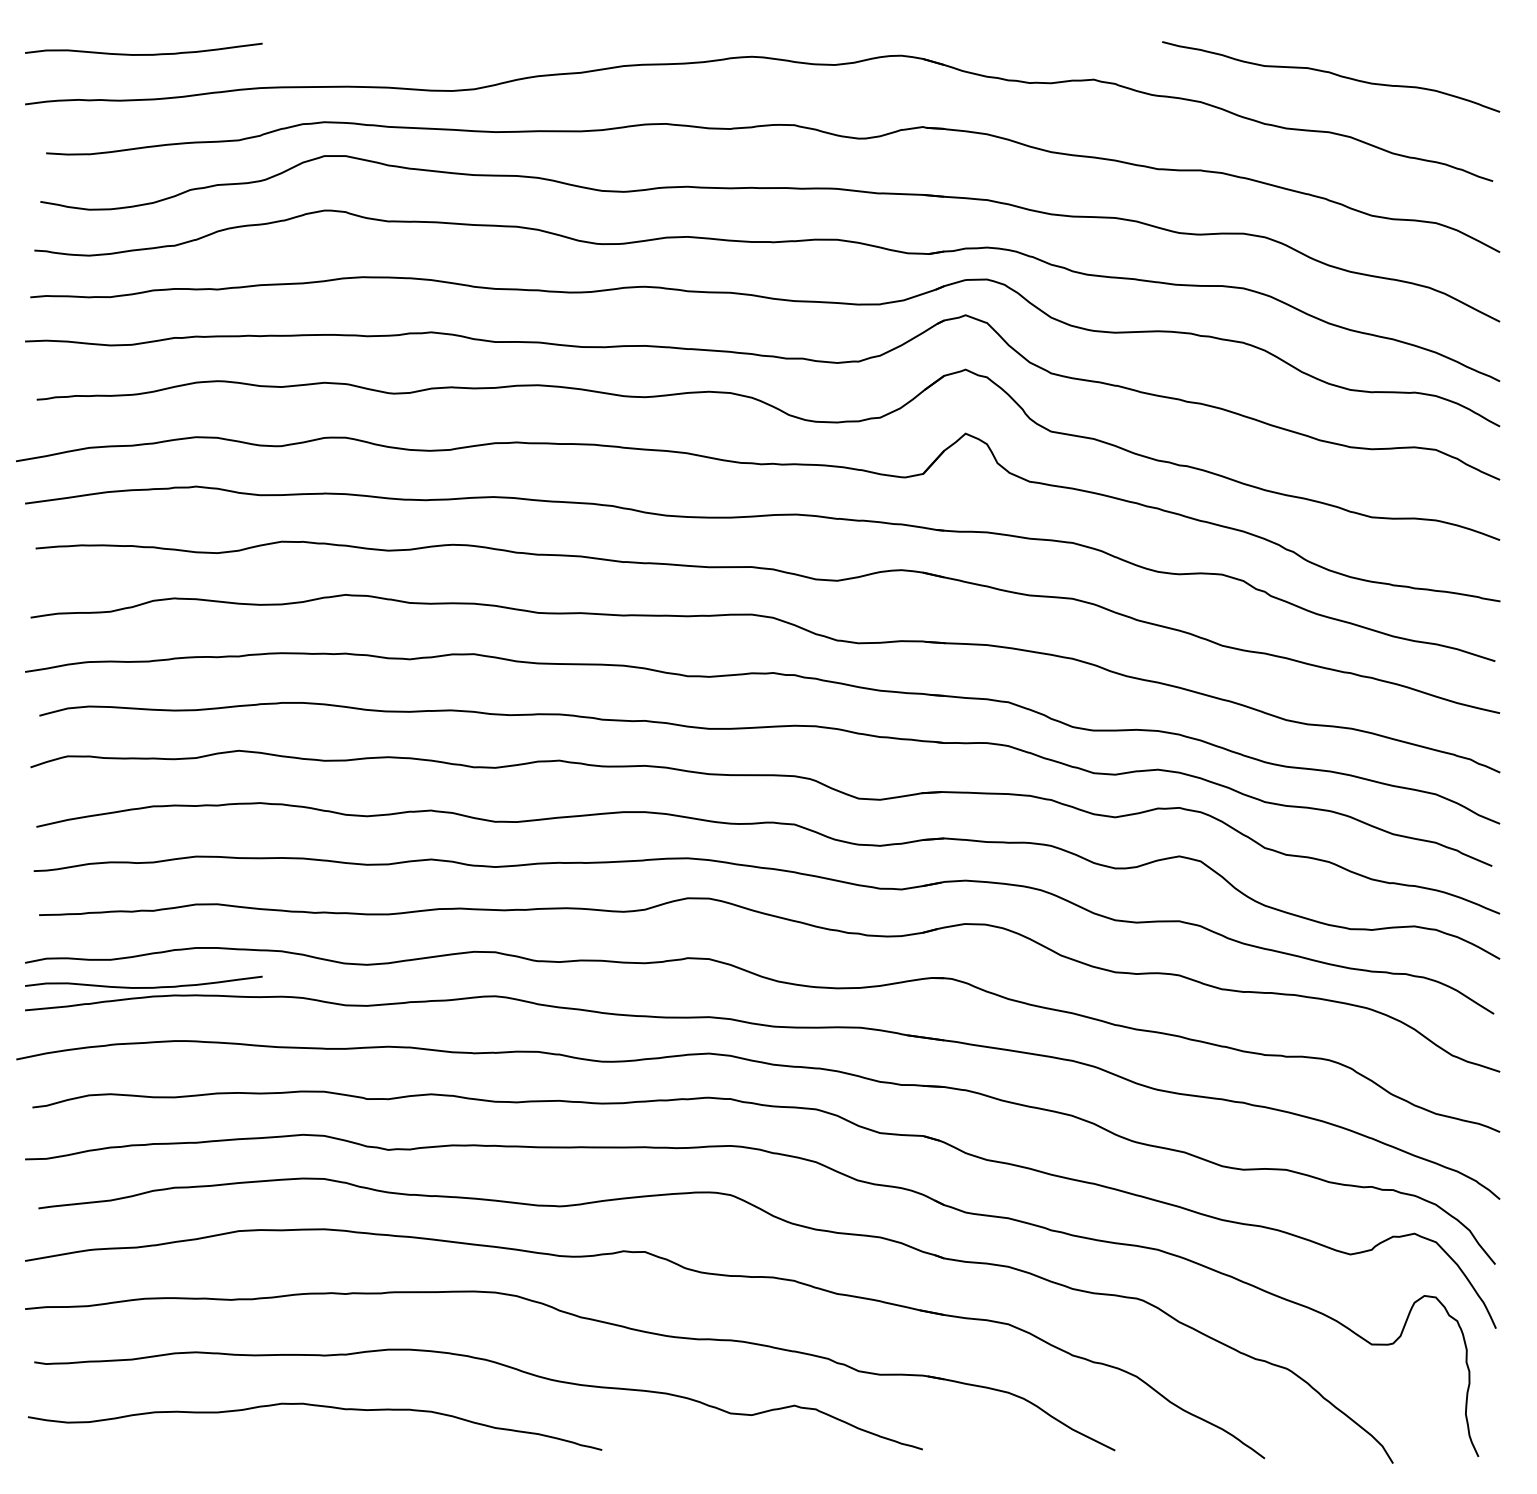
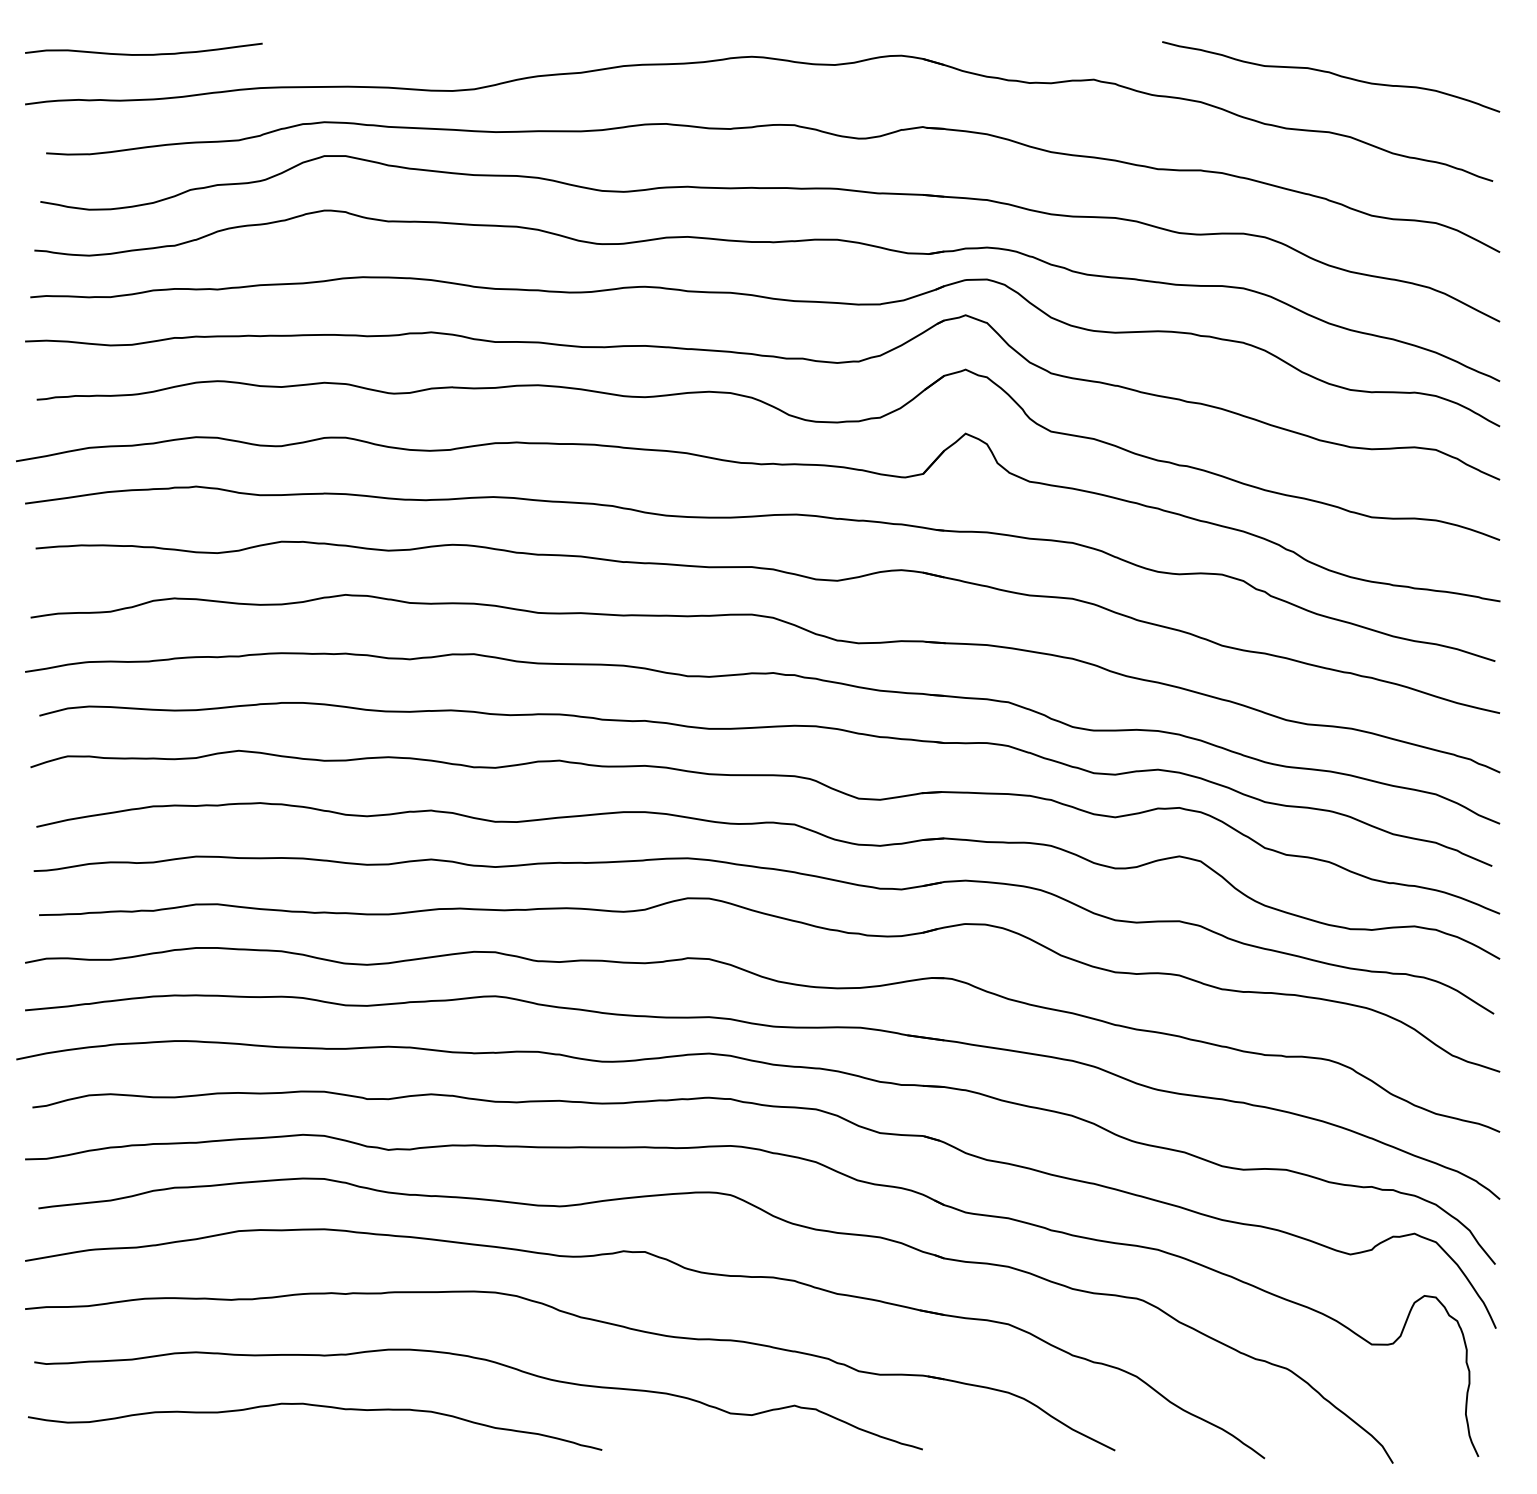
curve: present -> none (143, 987)
